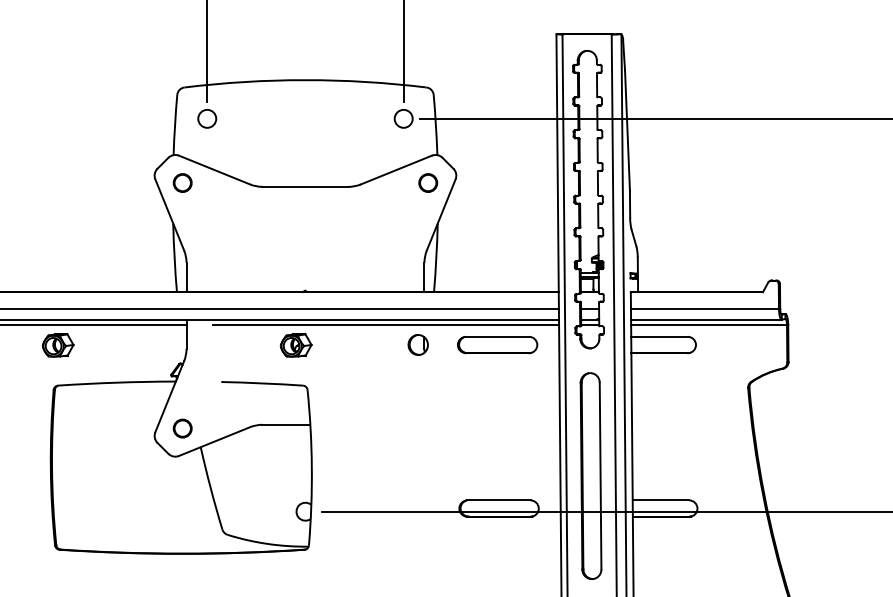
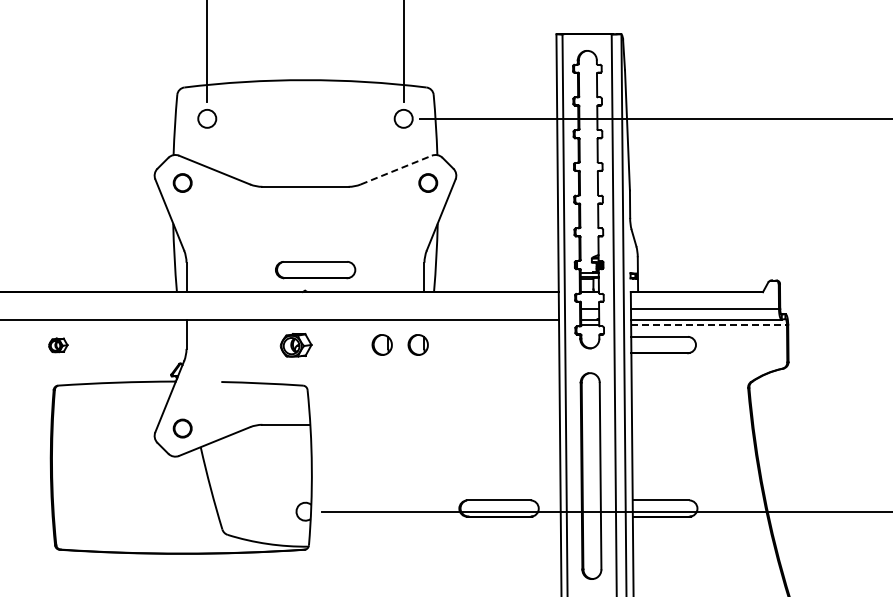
line: solid -> dashed (396, 169)
line: present -> none (280, 308)
line: present -> none (94, 324)
line: present -> none (385, 324)
line: solid -> dashed (709, 324)
part: none -> present (381, 344)
part size: 33x25 px -> 21x17 px (58, 345)
part position: (497, 345) -> (315, 270) (315, 270)
